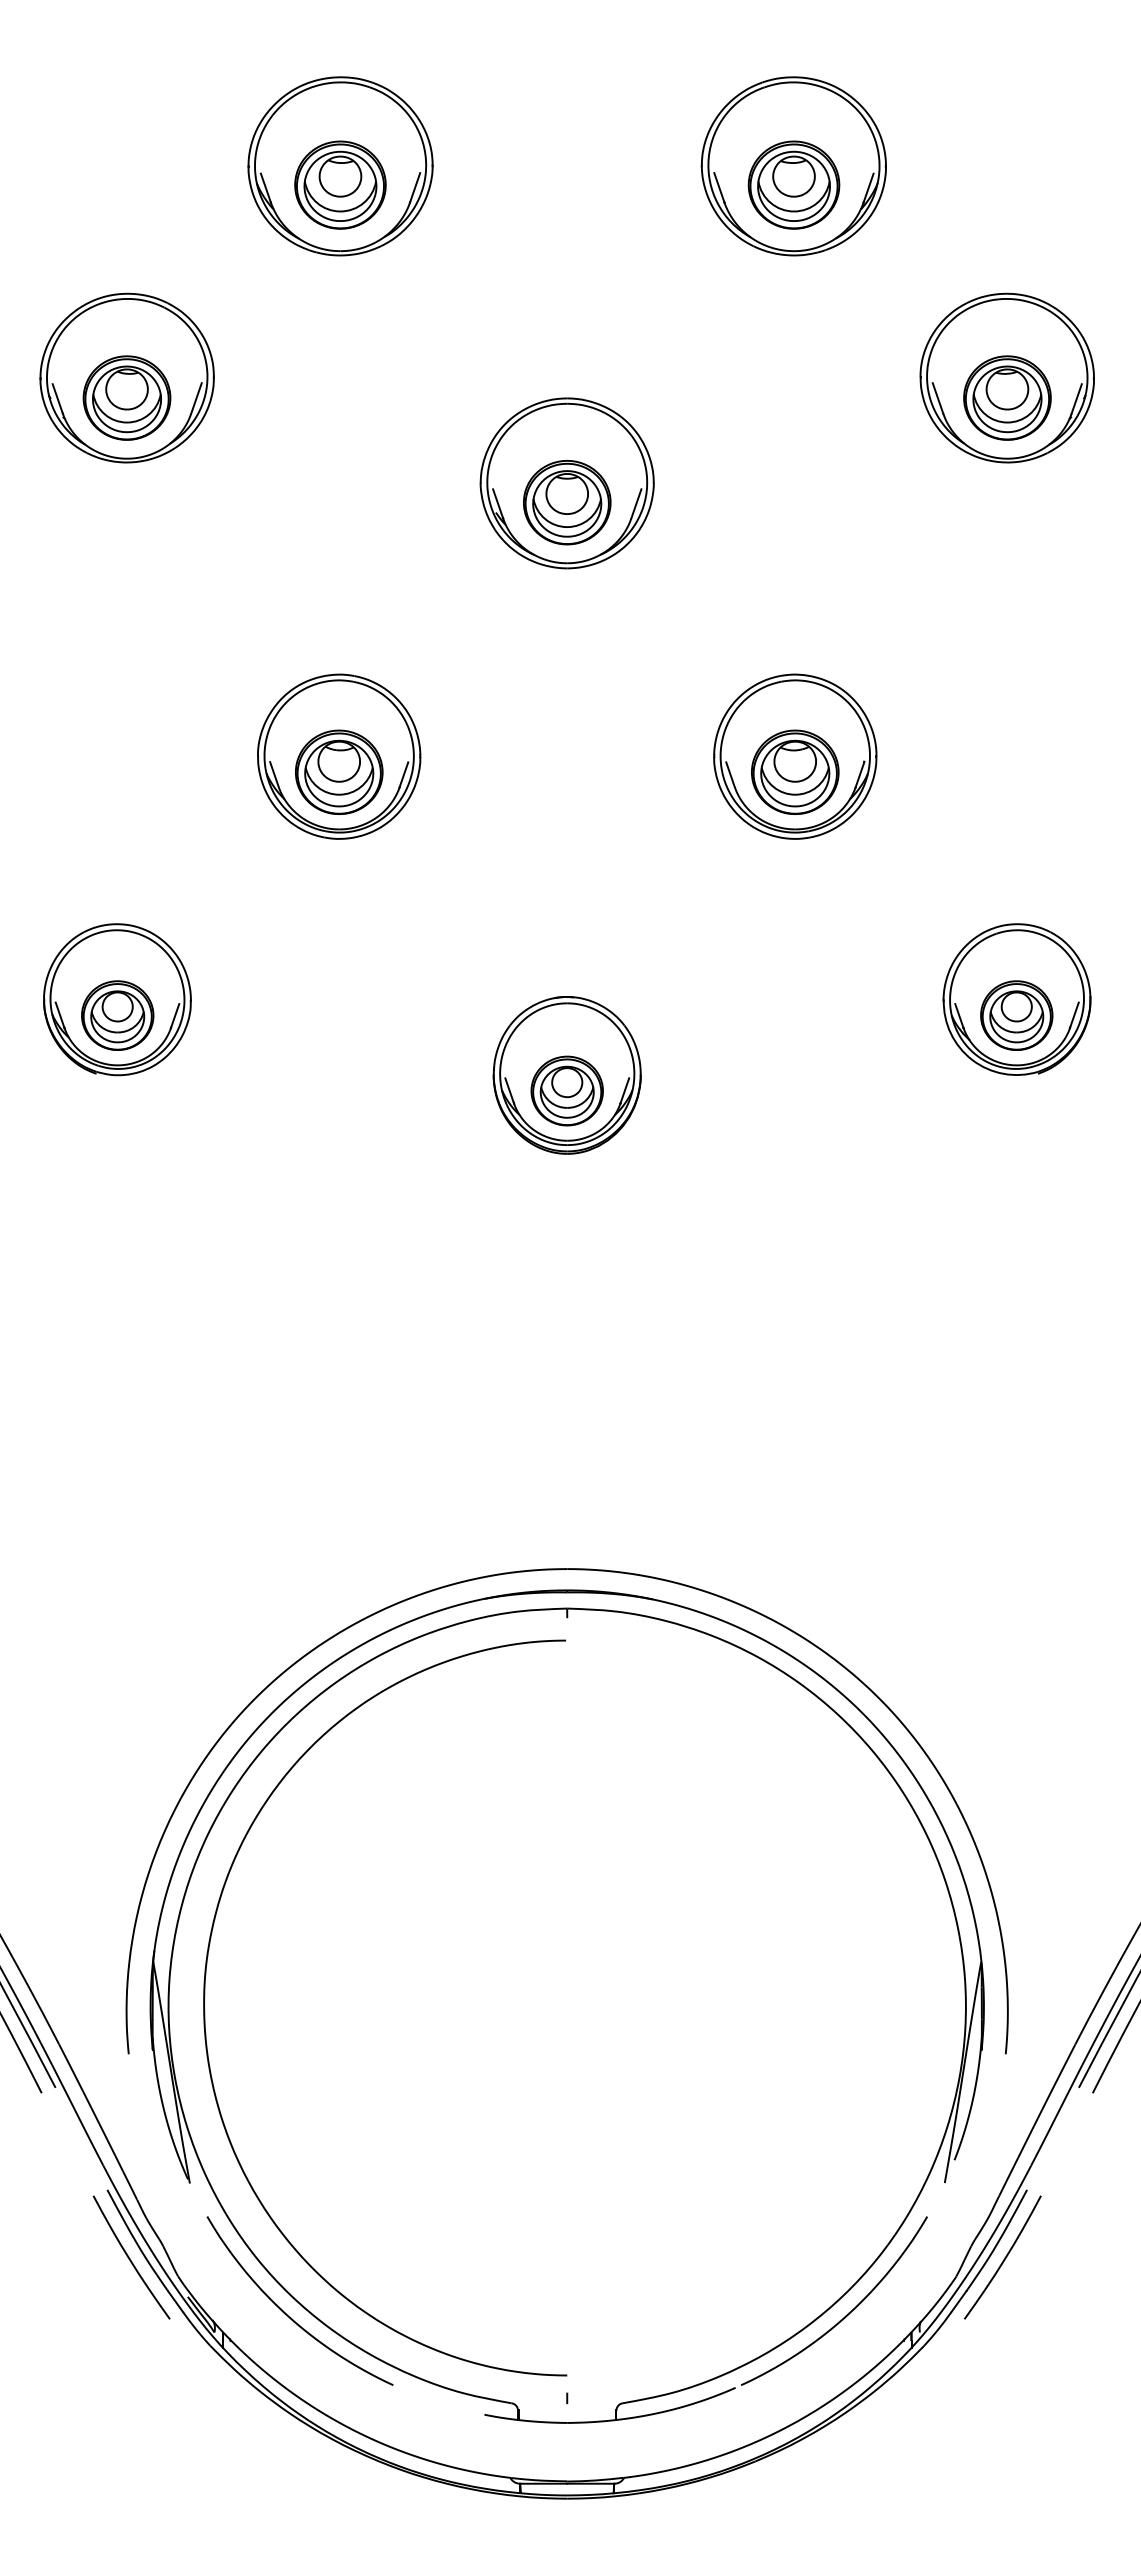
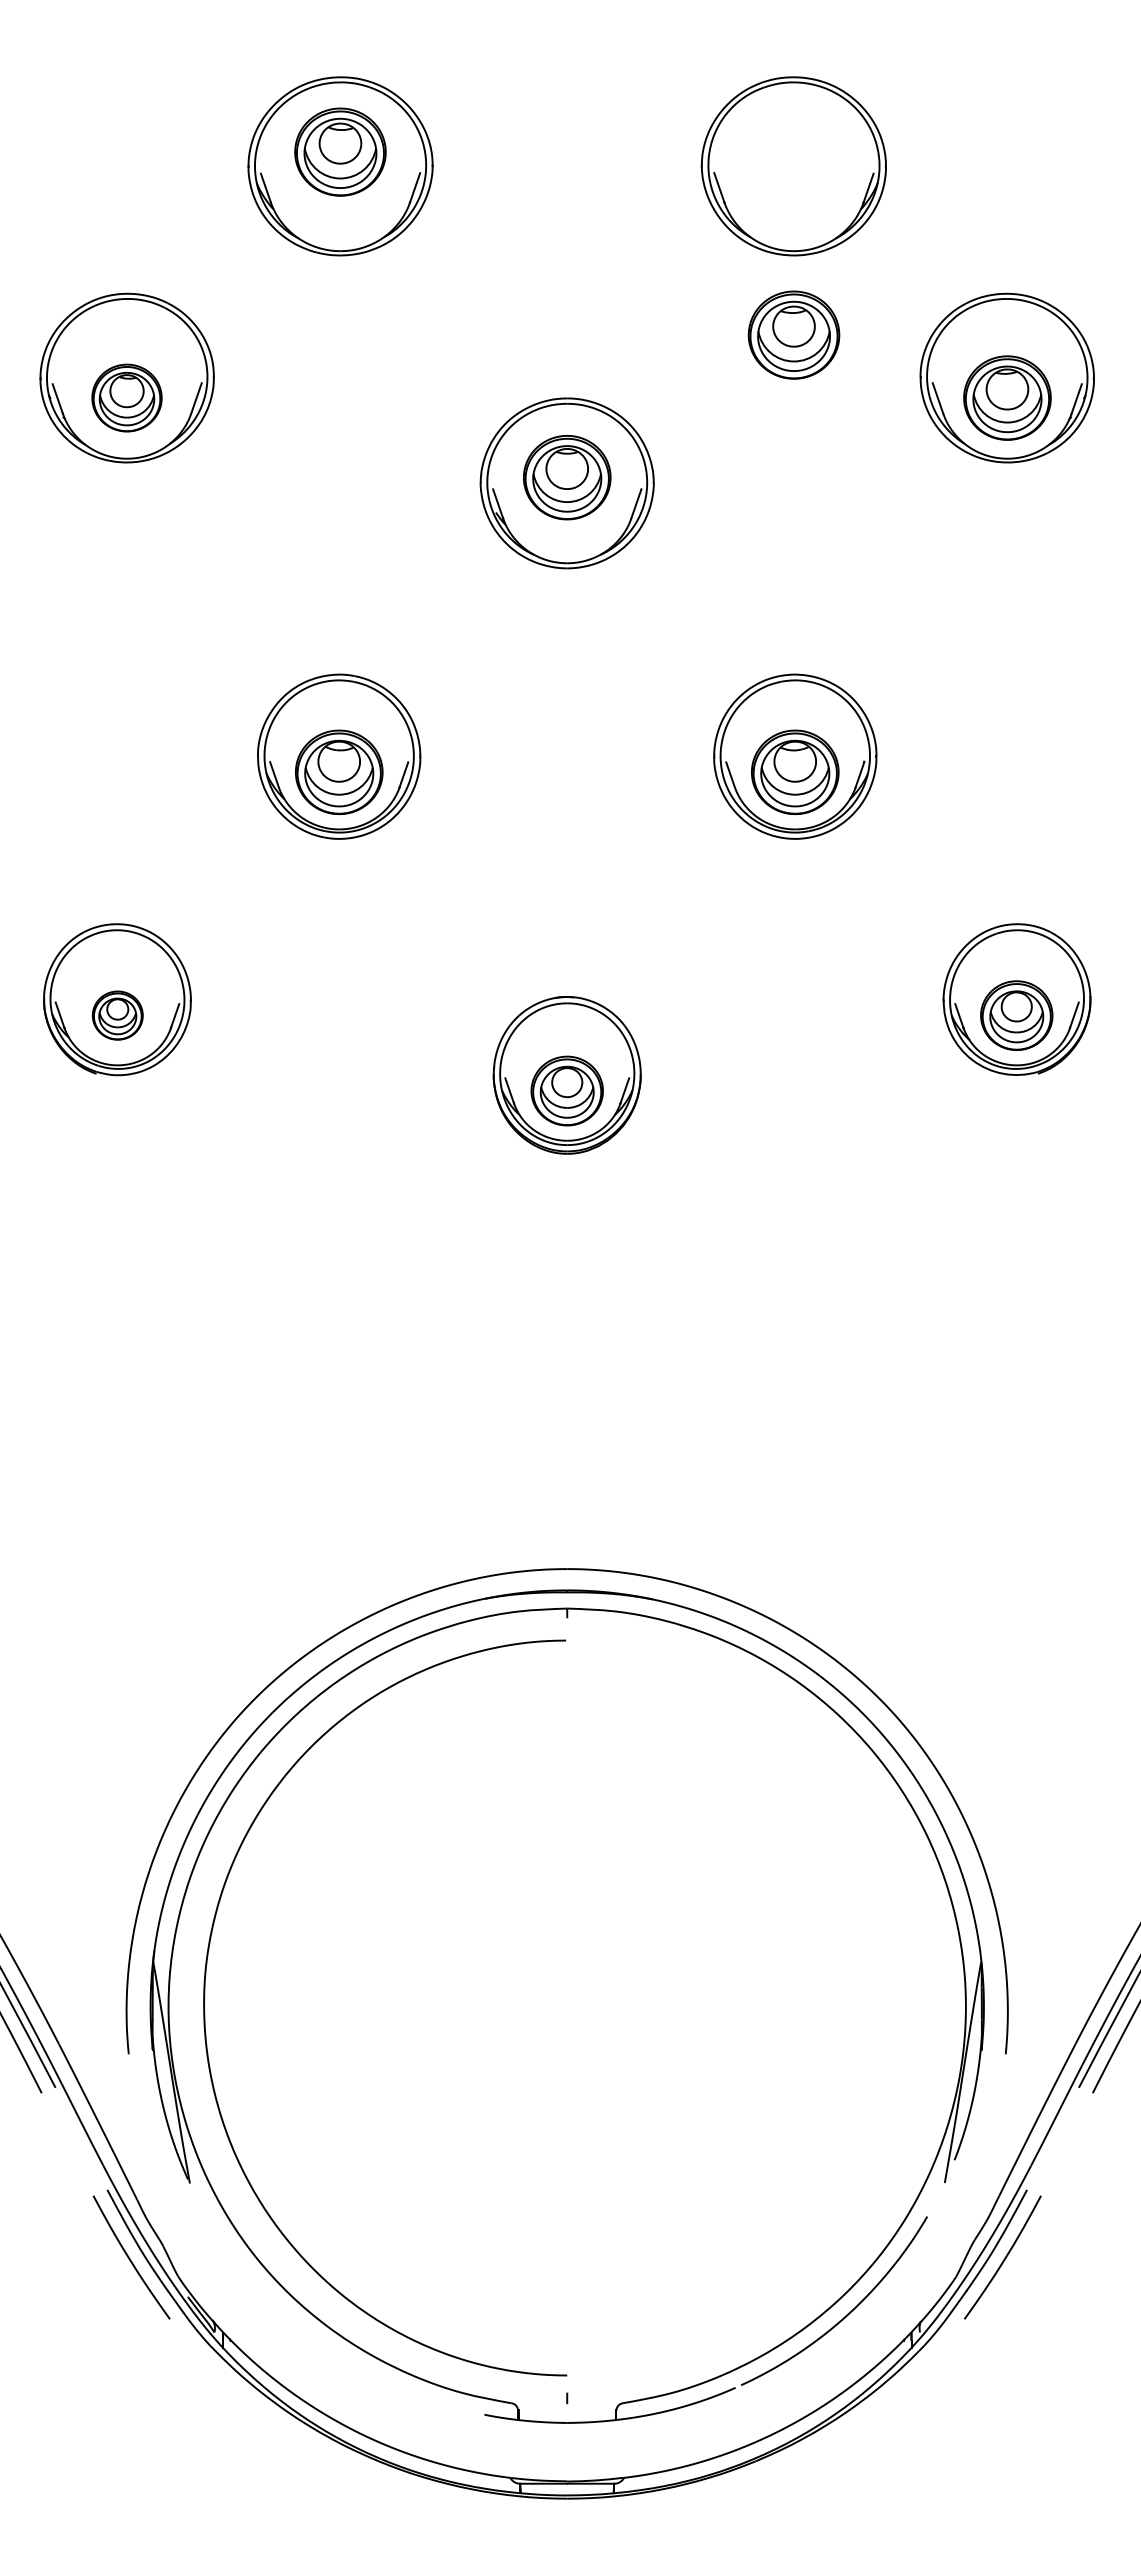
part position: (340, 184) -> (340, 151) (340, 151)
part position: (793, 184) -> (793, 334) (793, 334)
part size: 90x86 px -> 72x70 px (126, 397)
part position: (567, 502) -> (567, 477) (567, 477)
part size: 74x71 px -> 53x51 px (117, 1015)
curve: present -> none (290, 2316)
